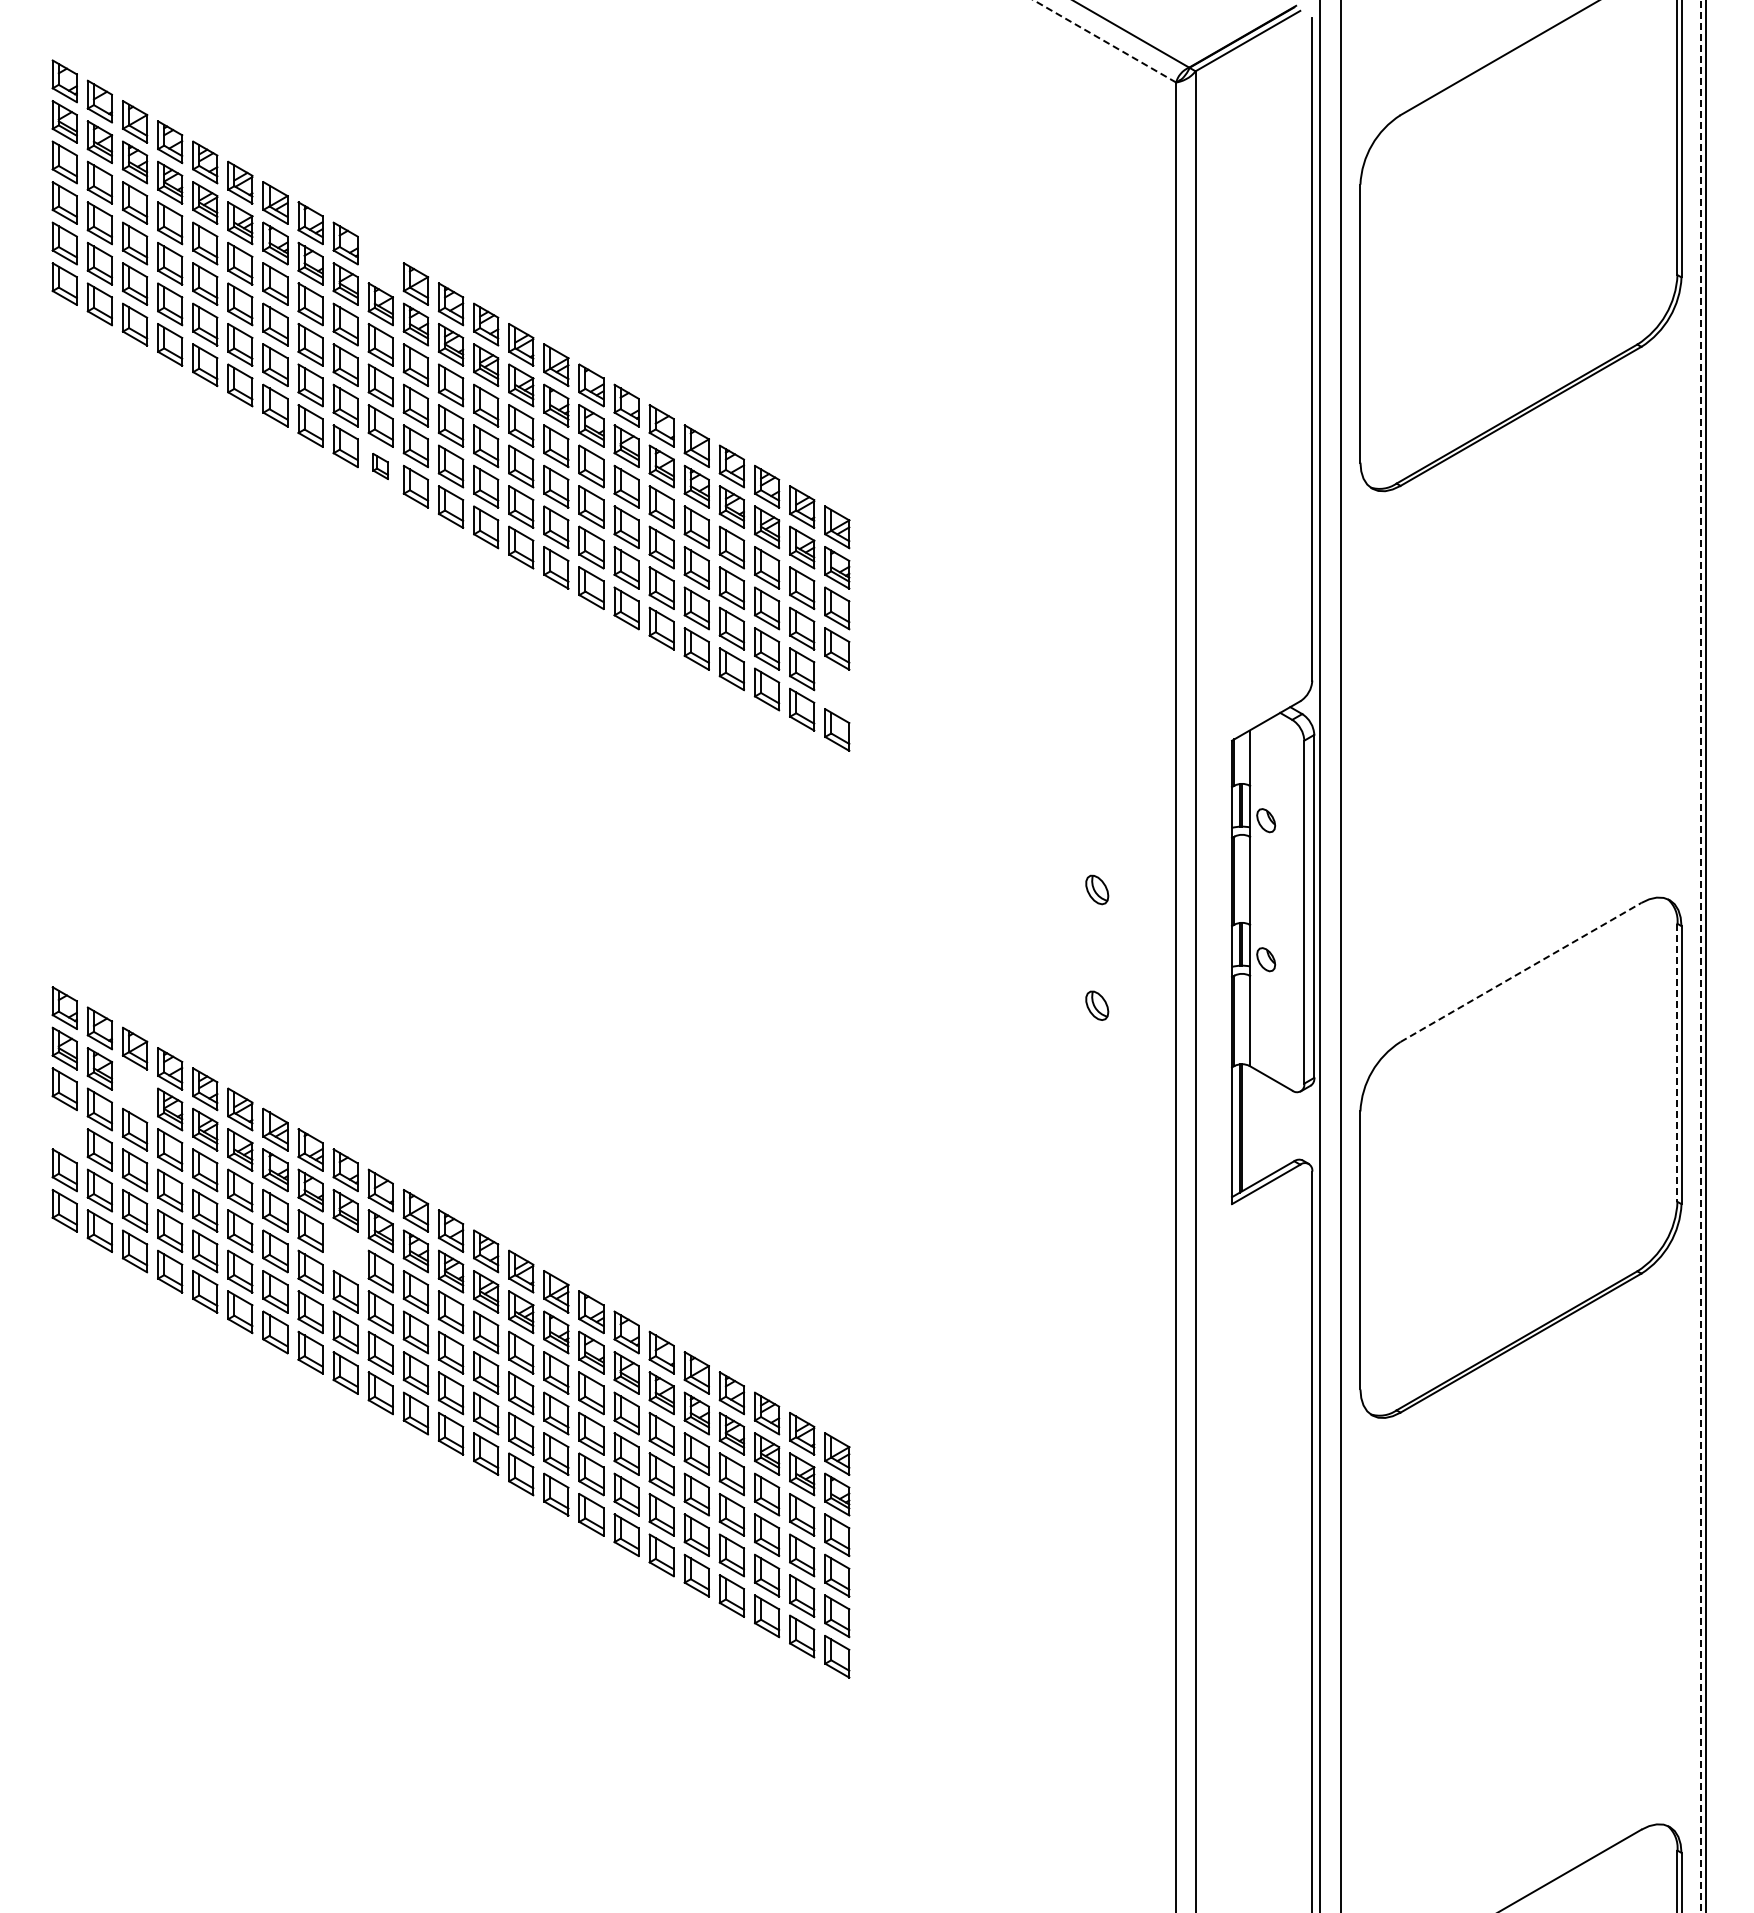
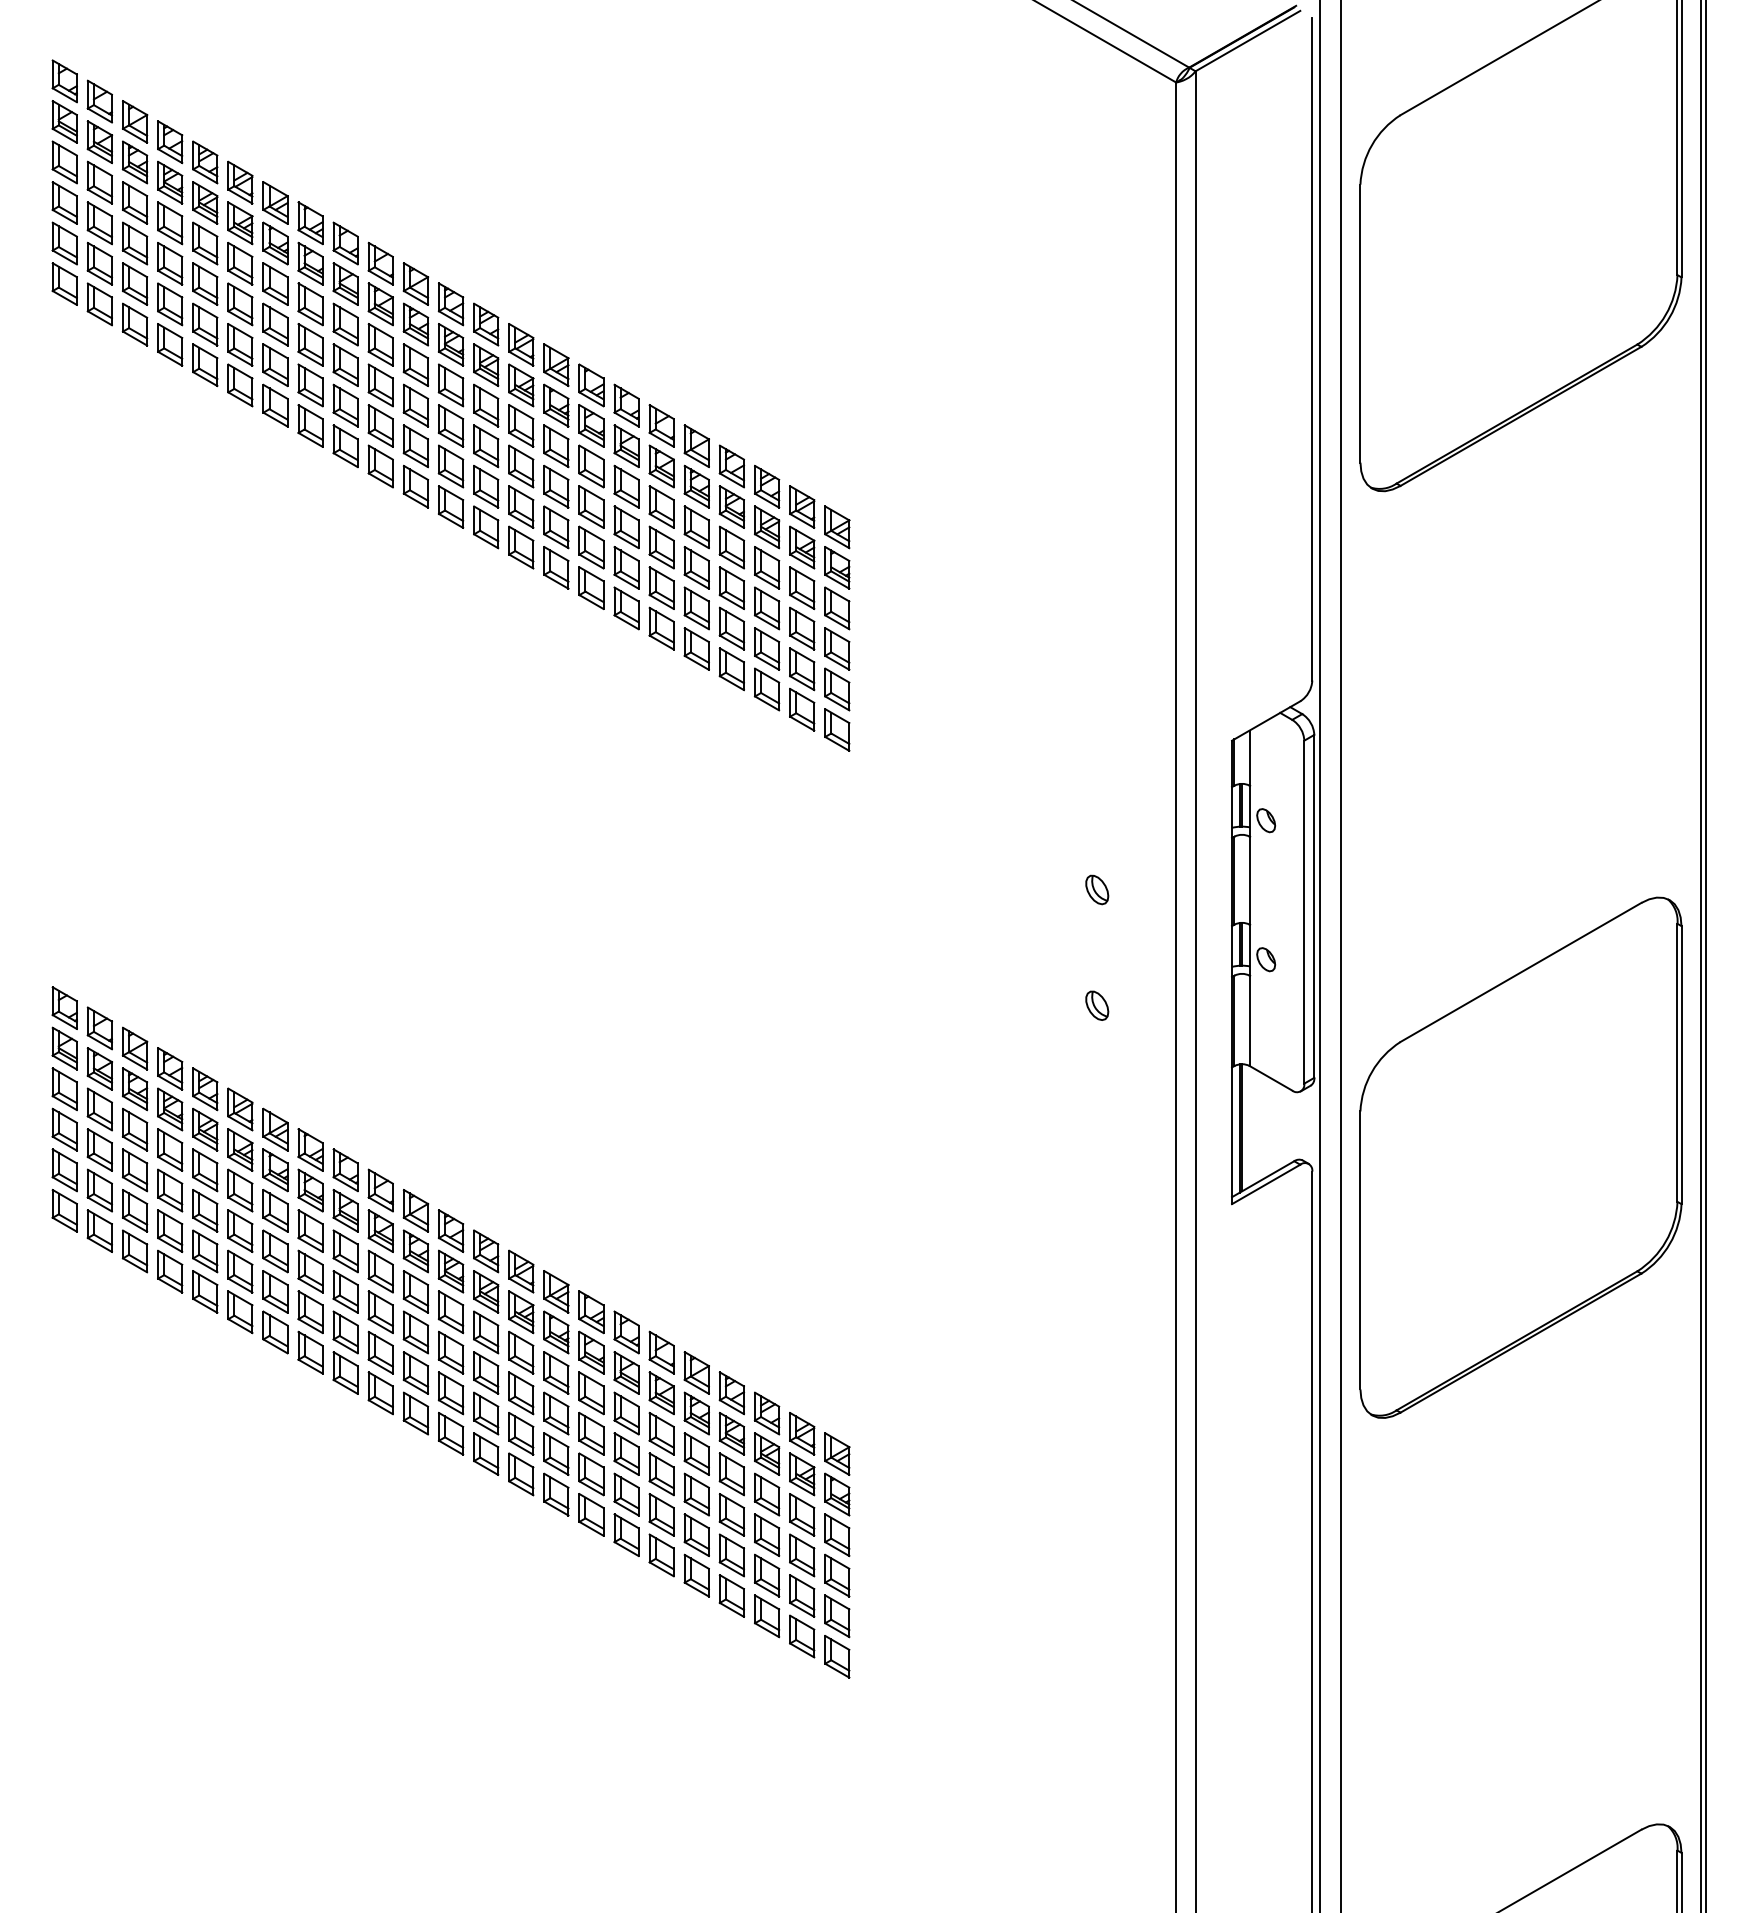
line: dashed -> solid (1104, 41)
part: none -> present (380, 263)
part size: 17x27 px -> 27x45 px (380, 466)
part: none -> present (837, 689)
line: dashed -> solid (1701, 956)
line: dashed -> solid (1521, 972)
line: dashed -> solid (1677, 1063)
part: none -> present (135, 1089)
part: none -> present (64, 1129)
part: none -> present (345, 1251)
